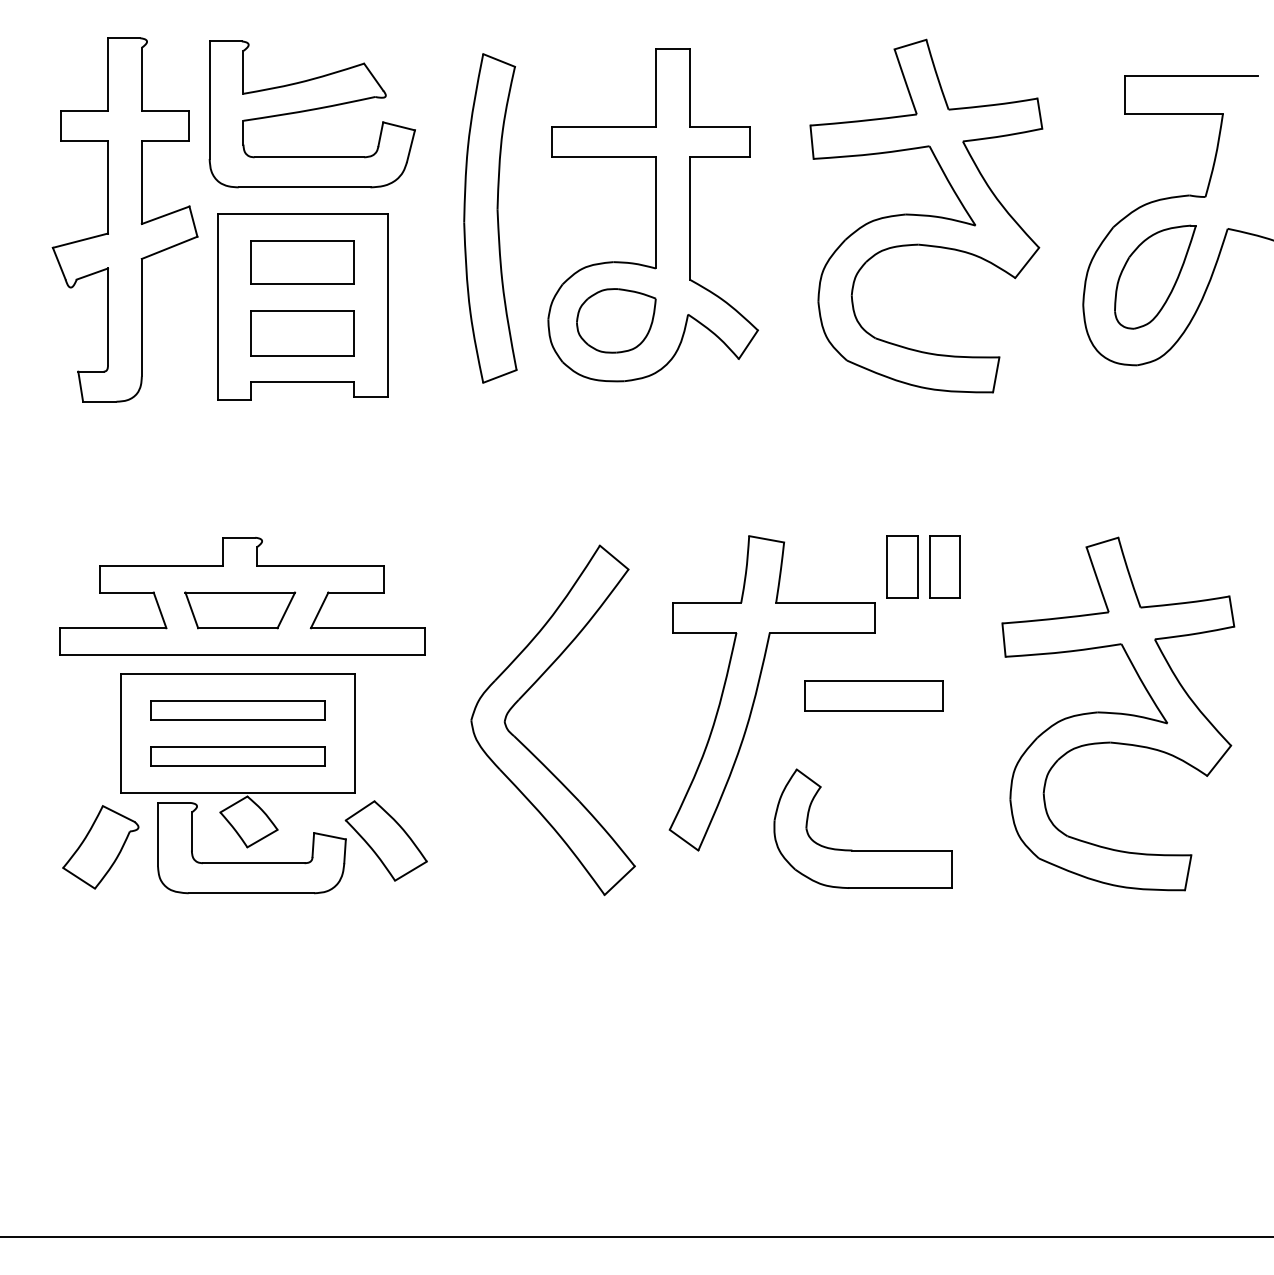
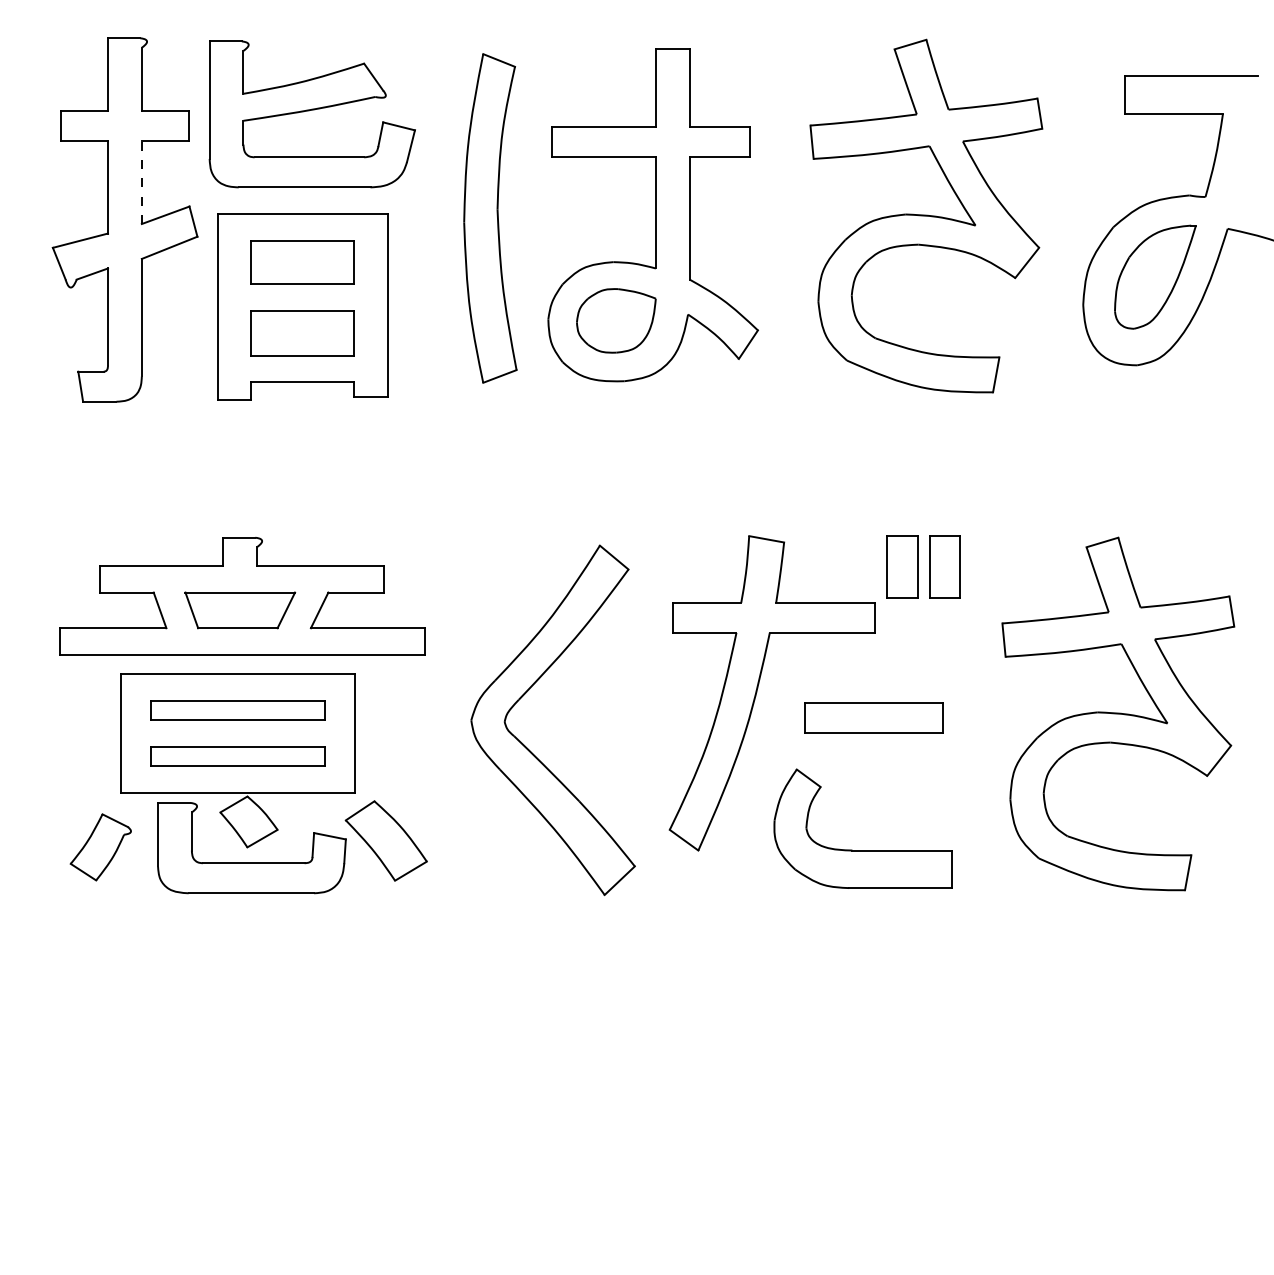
line: solid -> dashed (141, 182)
part position: (873, 695) -> (873, 717) (873, 717)
part size: 78x85 px -> 63x69 px (100, 847)
line: present -> none (636, 1236)
